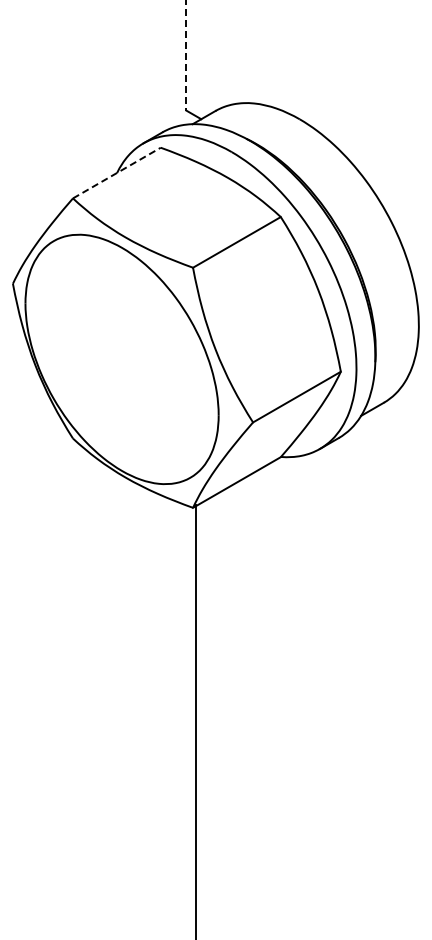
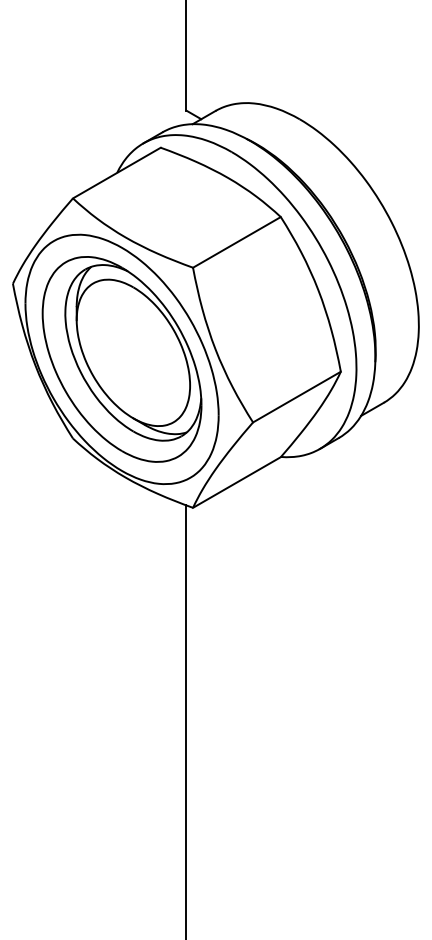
line: dashed -> solid (186, 55)
line: dashed -> solid (116, 173)
part: none -> present (121, 359)
line position: (196, 720) -> (186, 720) (186, 720)
